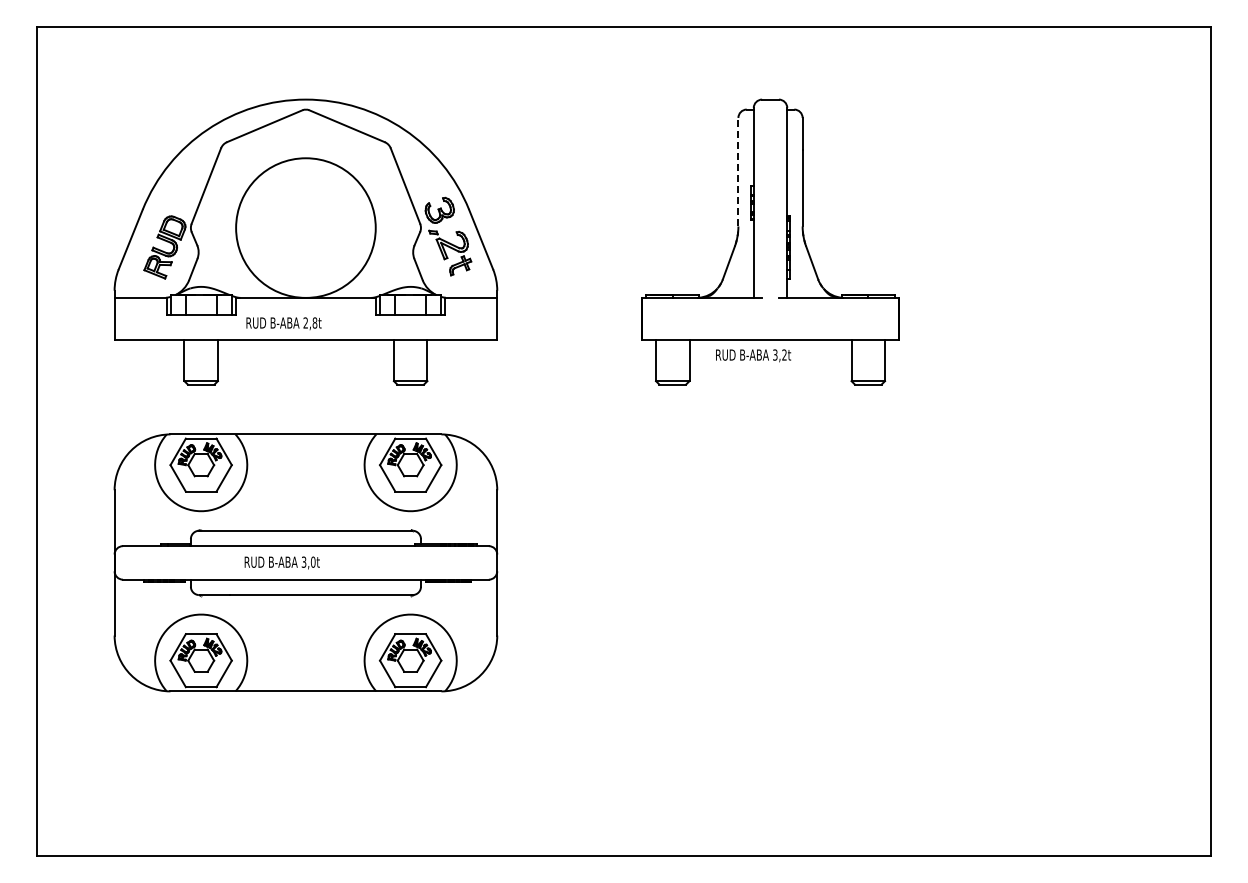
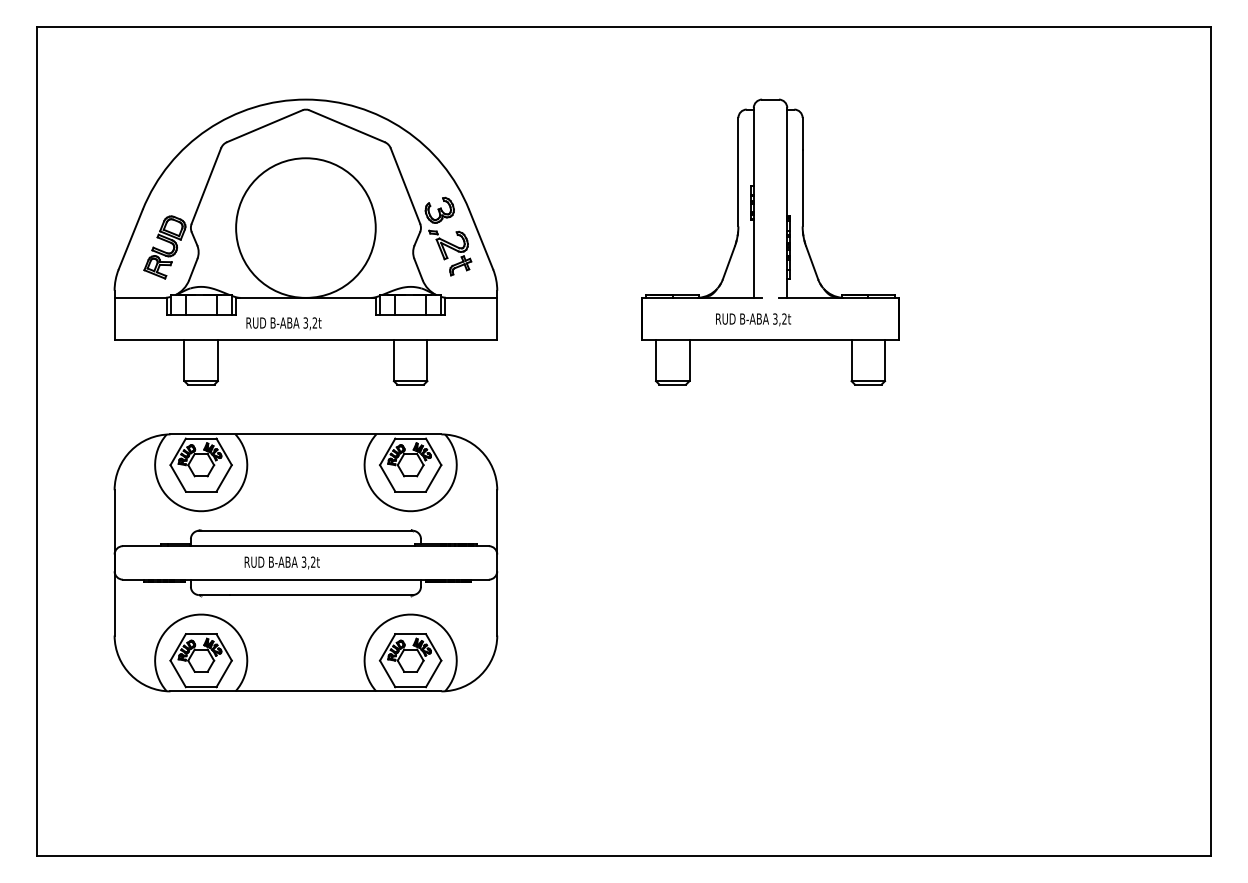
line: dashed -> solid (738, 171)
text: 2,8t -> 3,2t (310, 322)
text position: (753, 355) -> (753, 319) (753, 319)
text: 3,0t -> 3,2t (312, 561)
